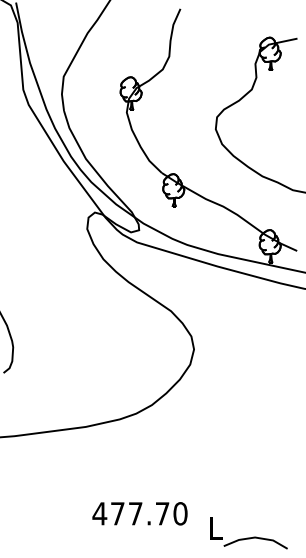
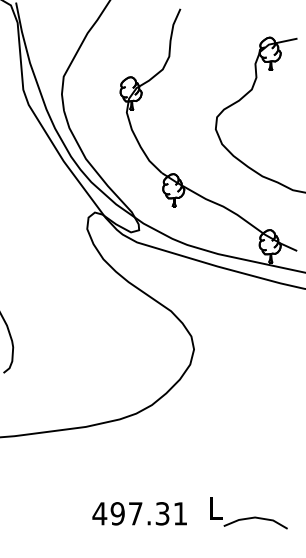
text: 477.70 -> 497.31 (148, 513)
part position: (248, 533) -> (248, 513) (248, 513)
